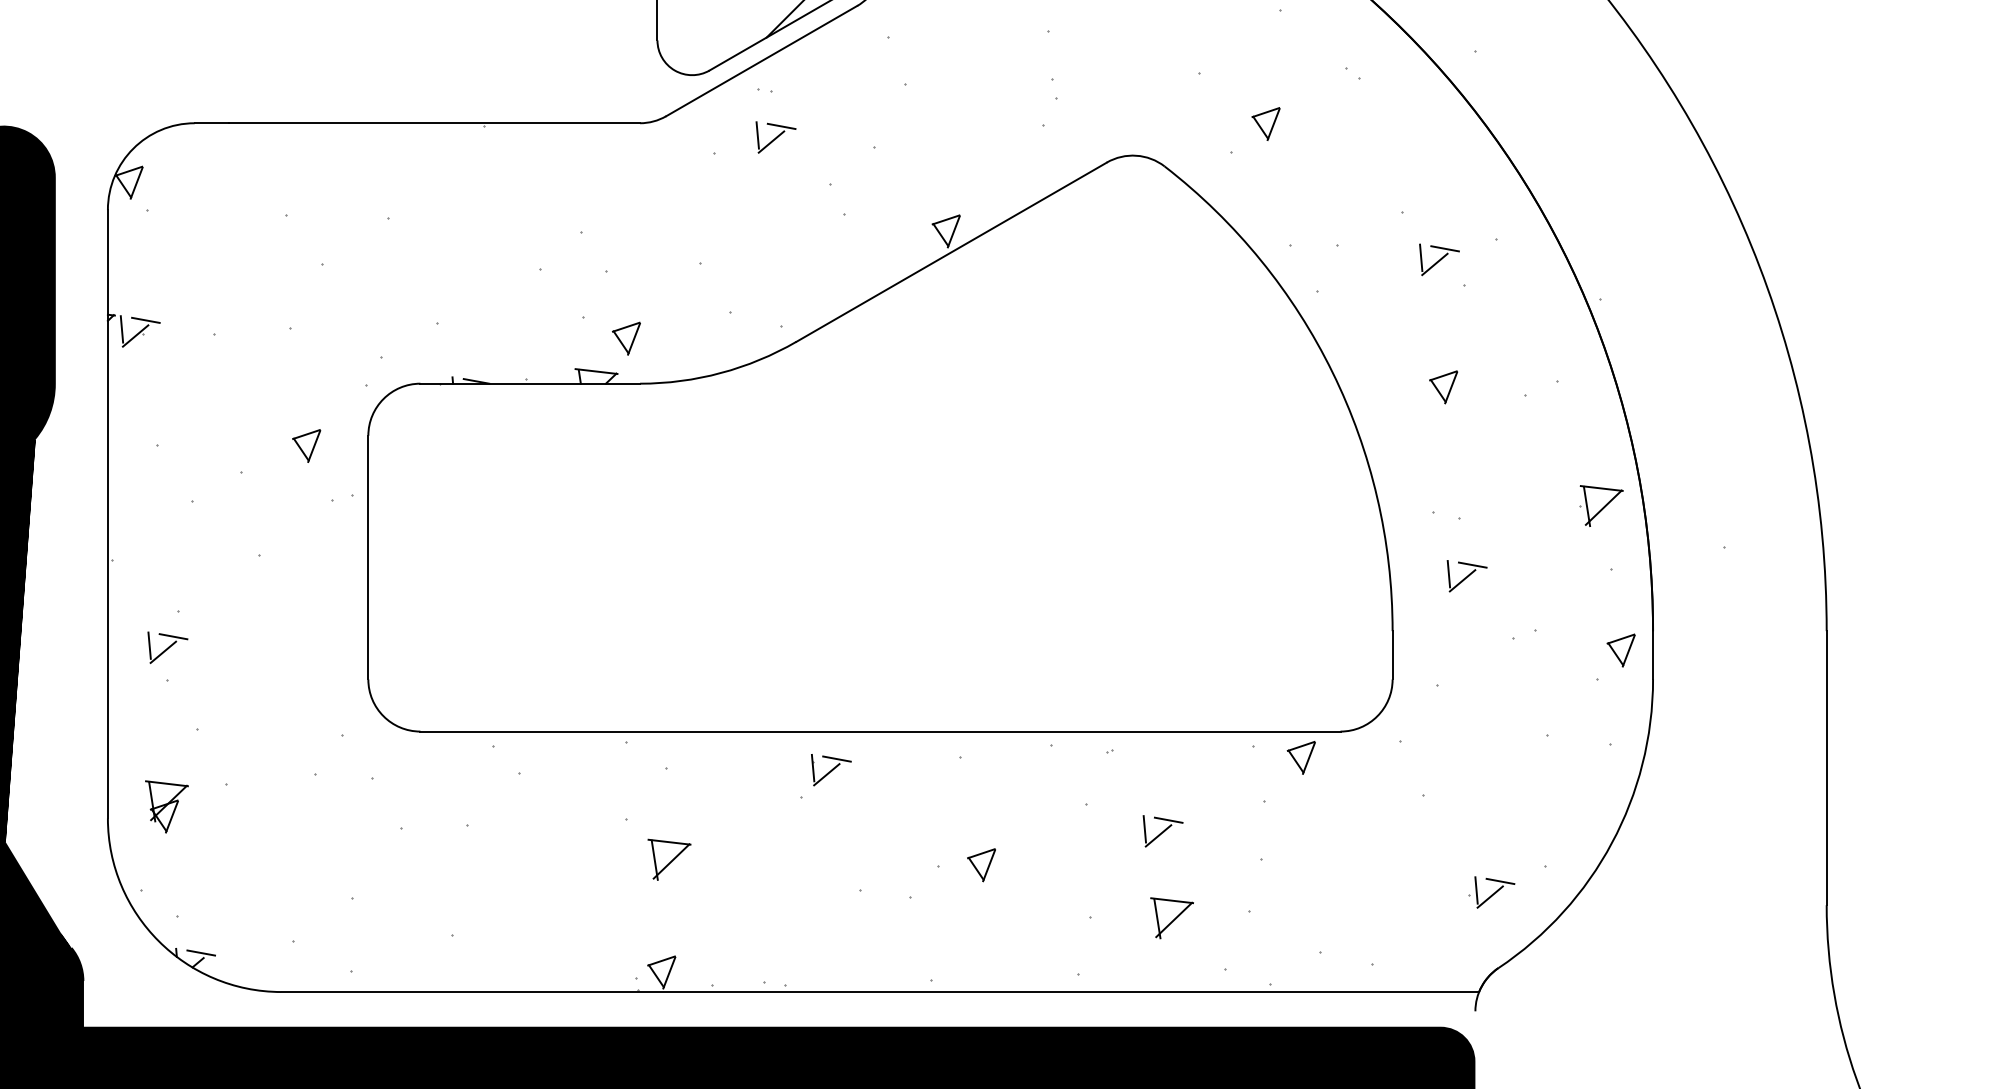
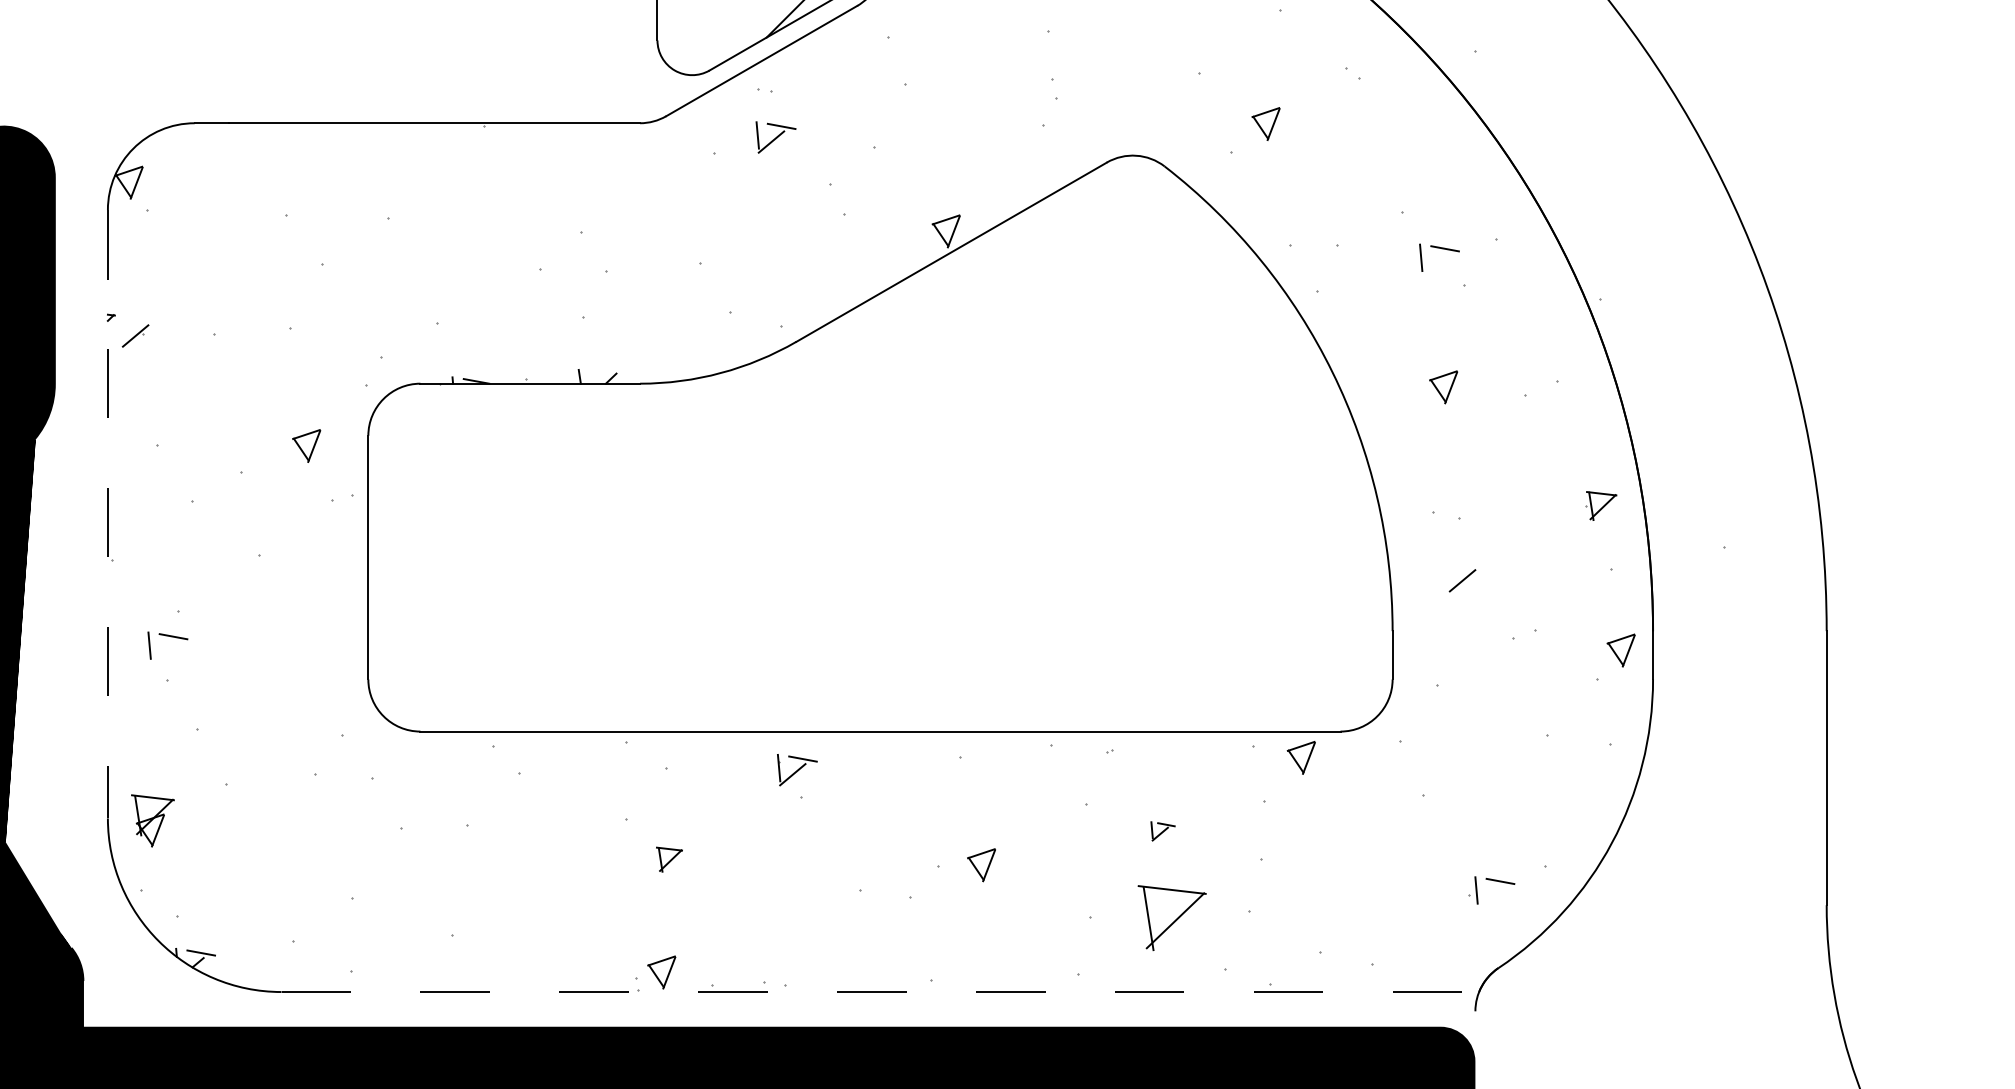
line: present -> none (1434, 264)
line: present -> none (145, 319)
line: present -> none (121, 329)
part: present -> none (626, 338)
line: present -> none (596, 371)
part size: 45x42 px -> 33x30 px (1601, 505)
line: solid -> dashed (107, 514)
line: present -> none (1472, 564)
line: present -> none (1448, 574)
line: present -> none (163, 651)
part position: (831, 770) -> (797, 770) (797, 770)
part position: (166, 806) -> (152, 820) (152, 820)
part size: 42x33 px -> 26x21 px (1162, 831)
part size: 45x43 px -> 27x27 px (669, 859)
line: present -> none (1489, 896)
part size: 44x43 px -> 70x66 px (1171, 917)
line: solid -> dashed (880, 992)
